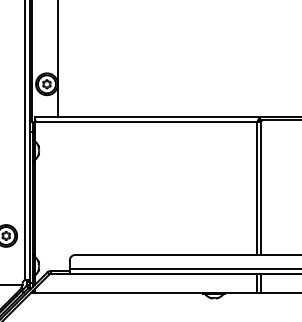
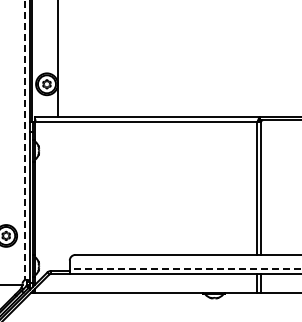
line: solid -> dashed (25, 140)
line: solid -> dashed (185, 269)
